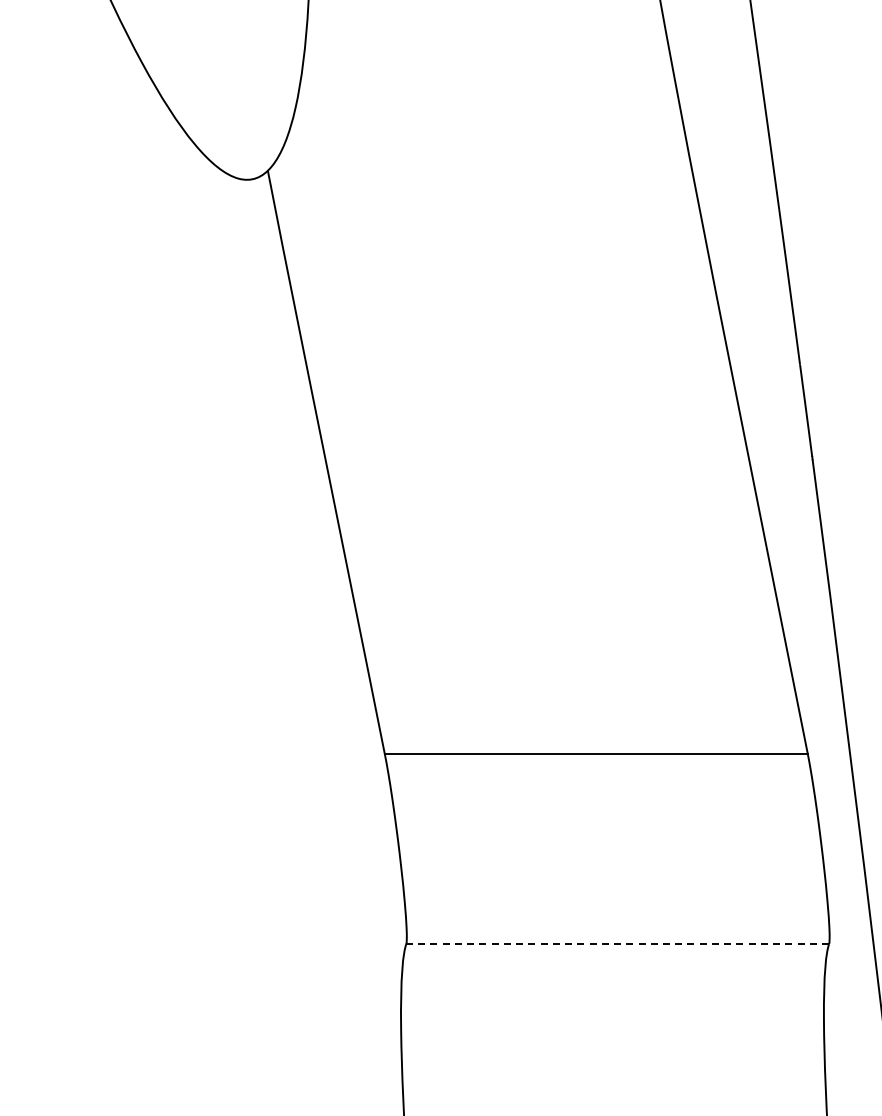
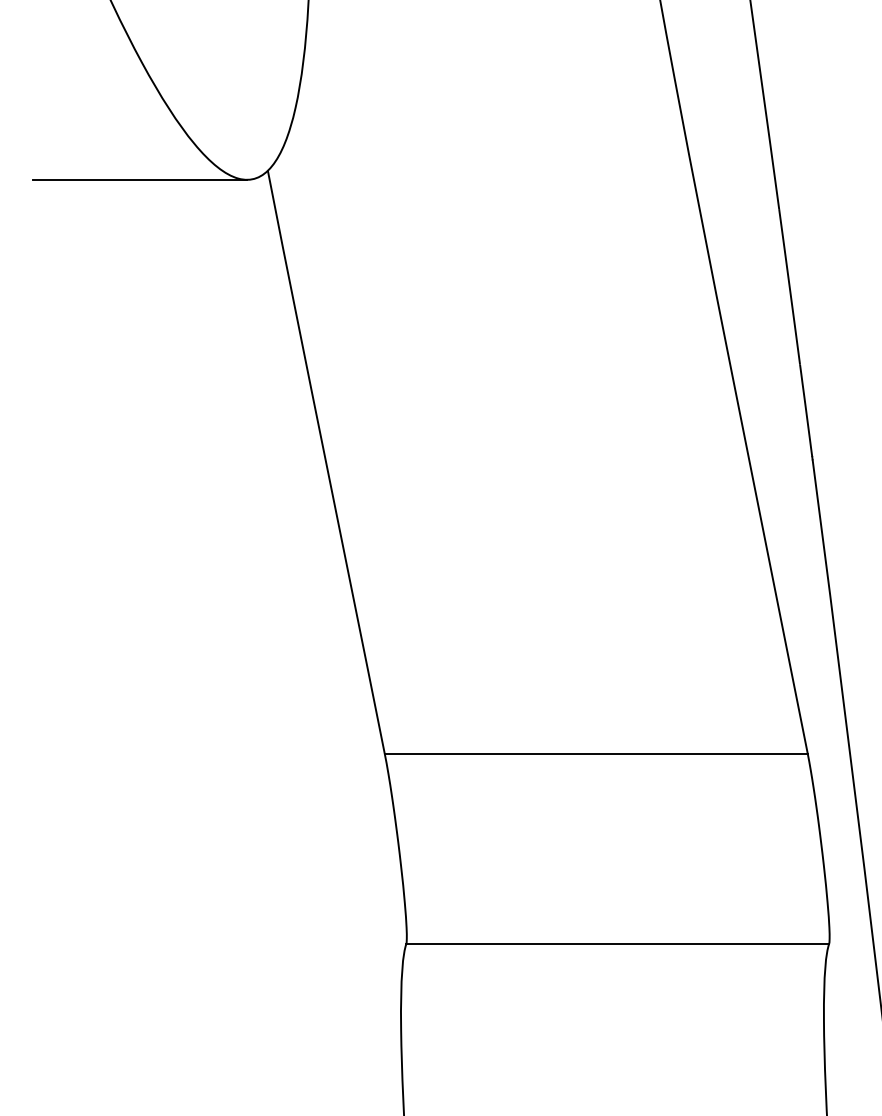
line: none -> present (139, 179)
line: dashed -> solid (617, 944)
